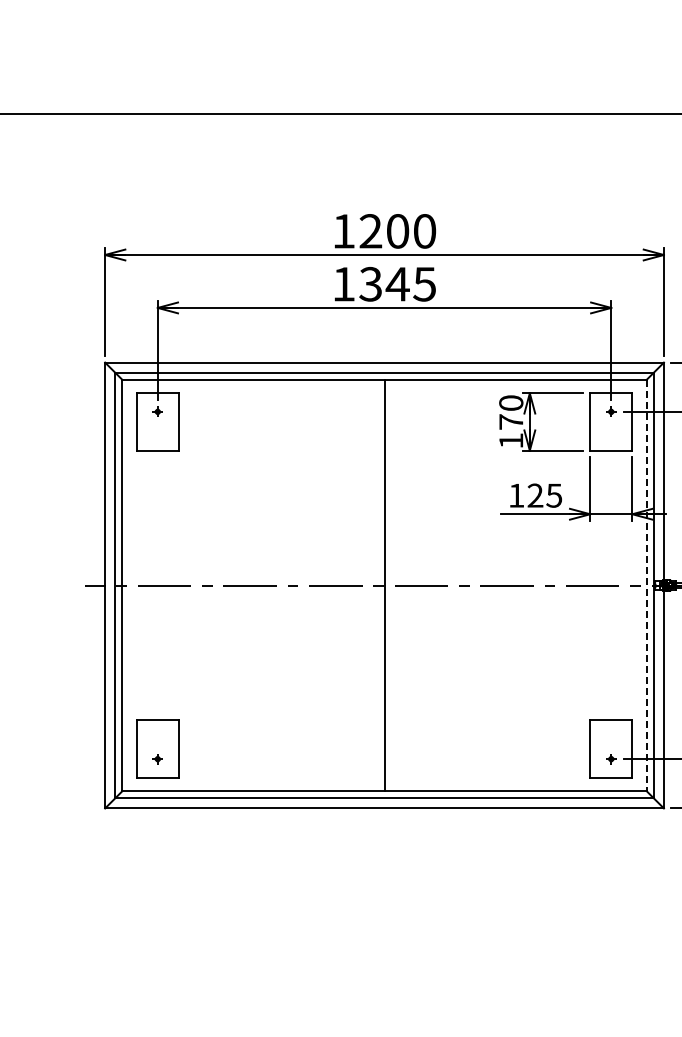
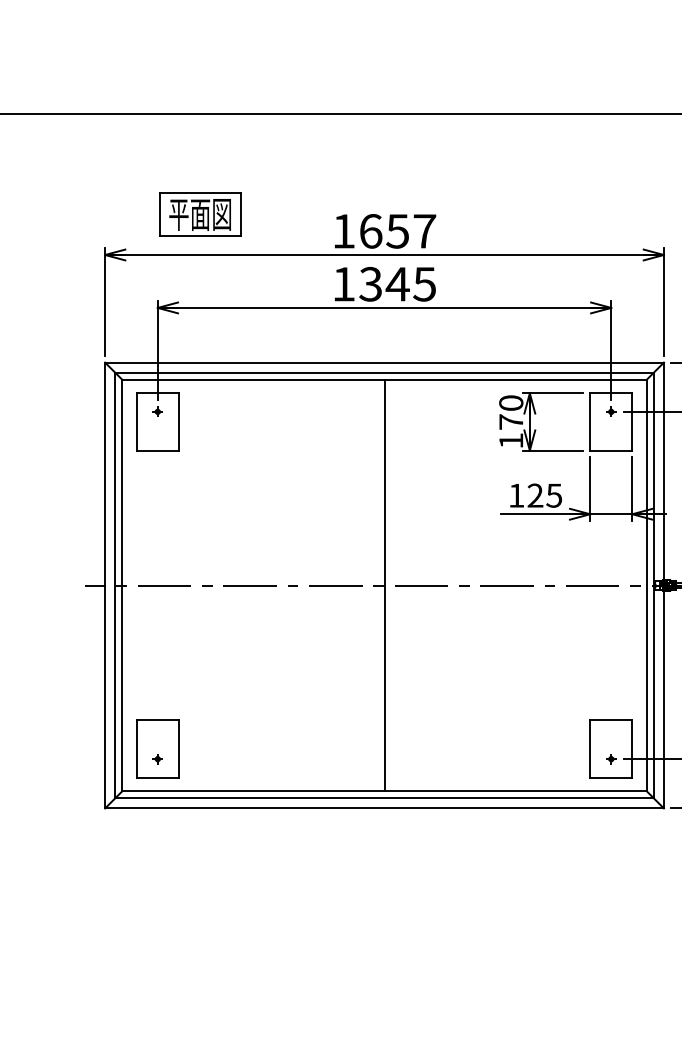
part: none -> present (200, 214)
text: 1200 -> 1657 (397, 231)
line: dashed -> solid (646, 585)
